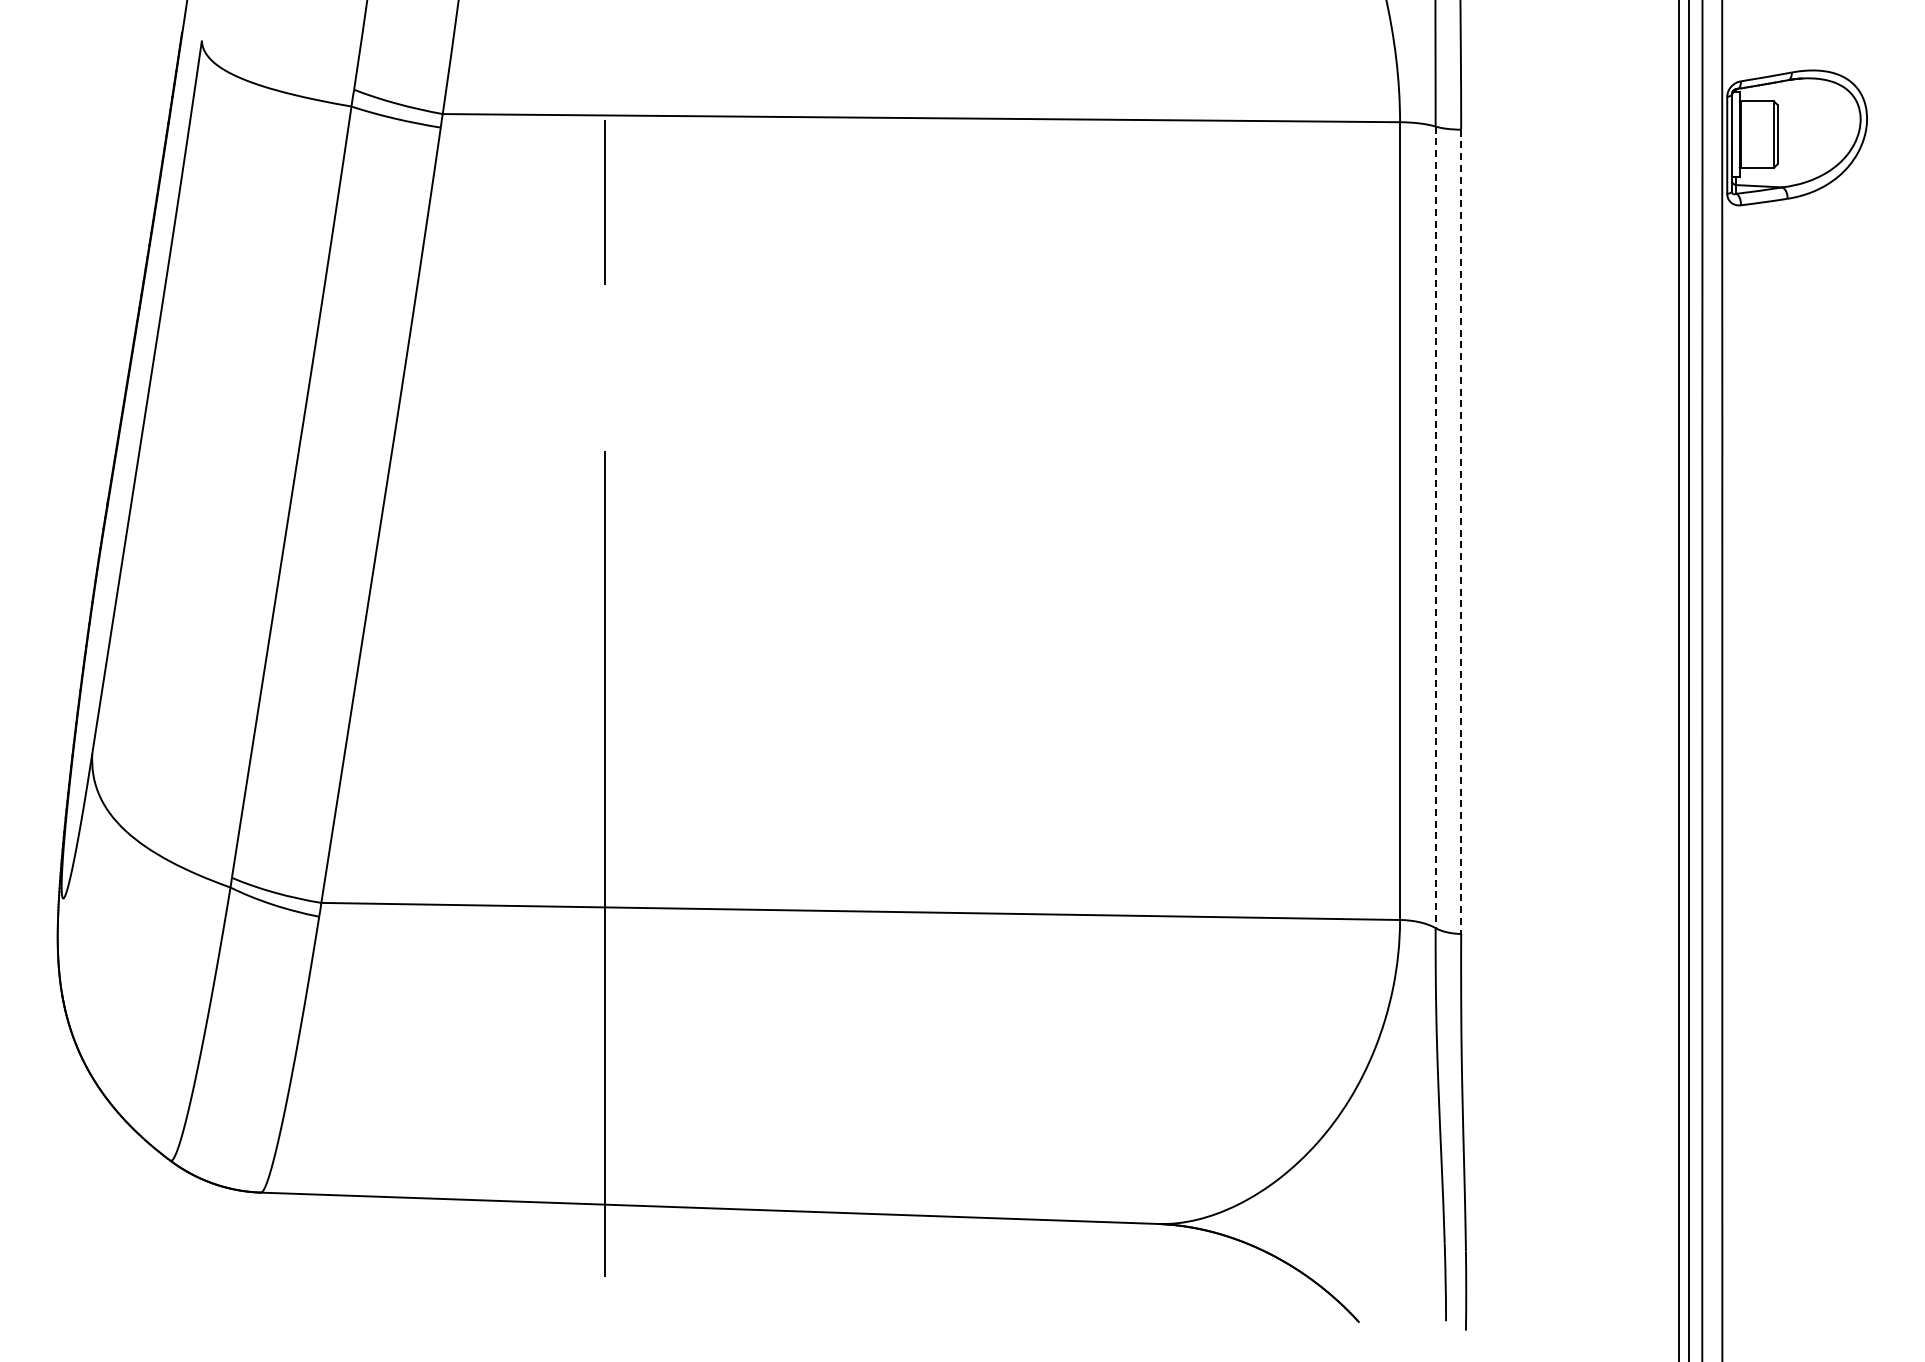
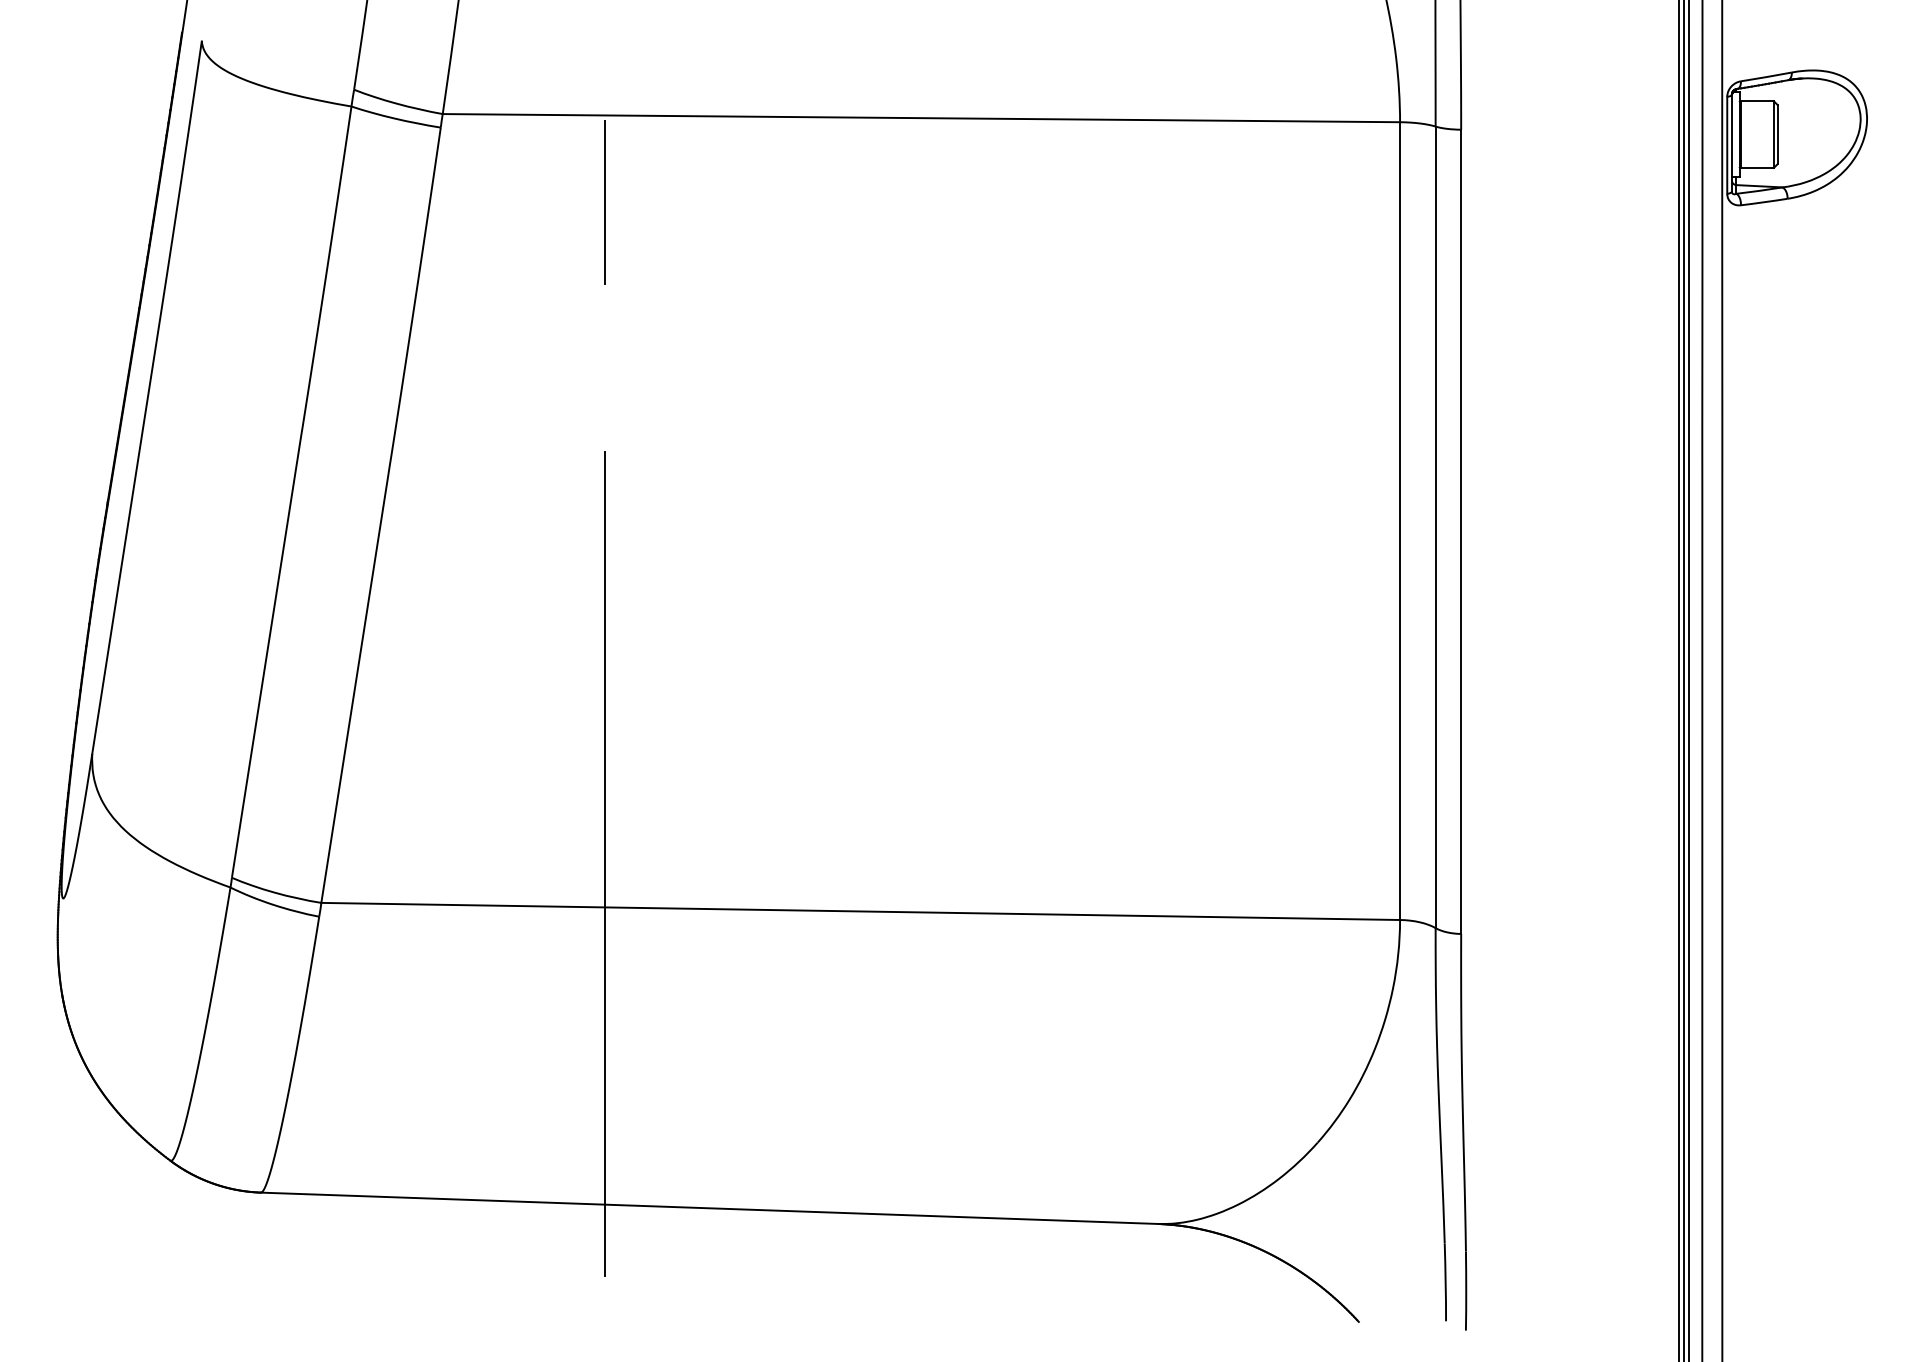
line: dashed -> solid (1435, 527)
line: dashed -> solid (1461, 532)
line: none -> present (1684, 680)
